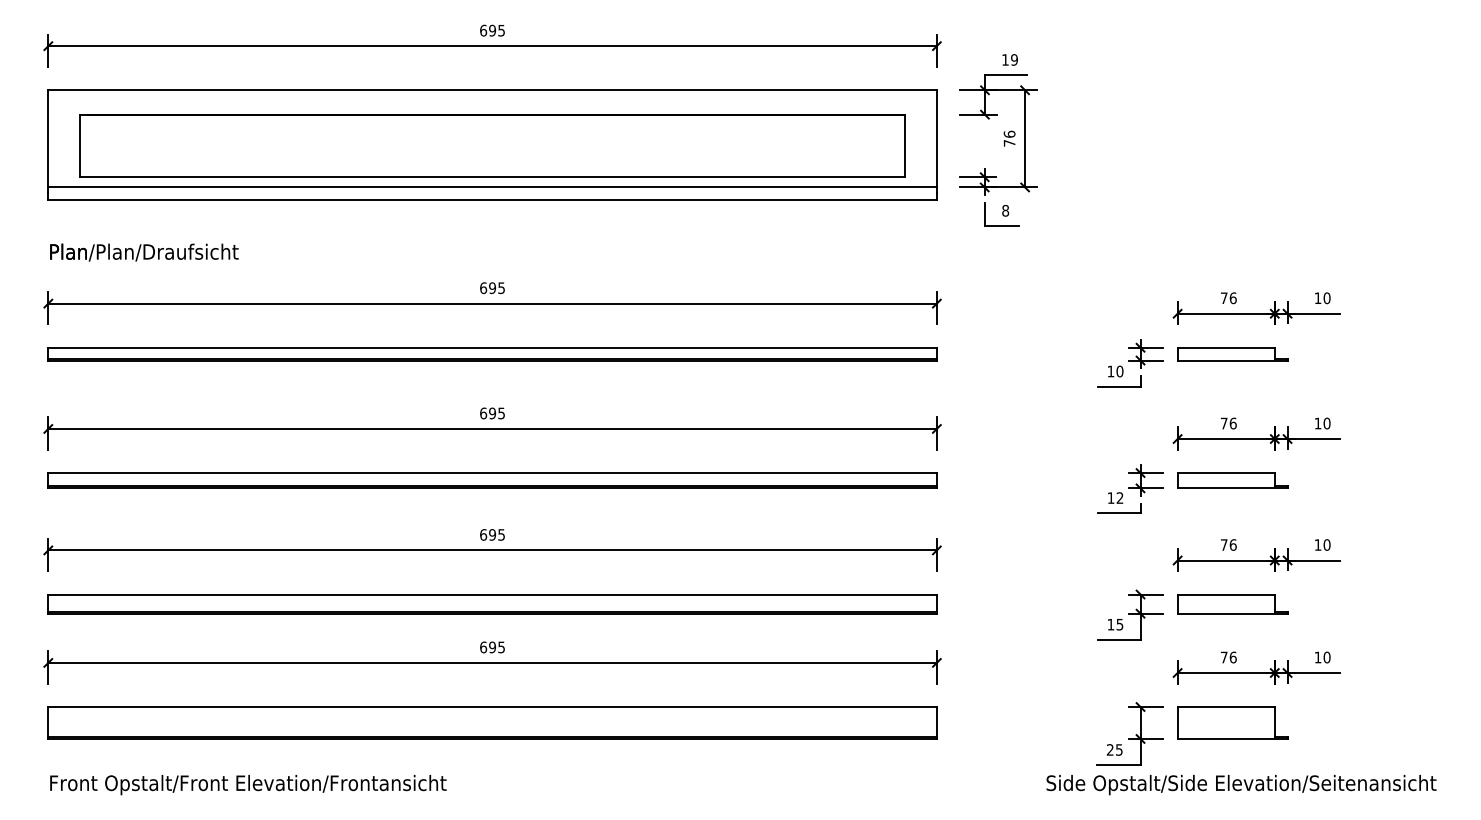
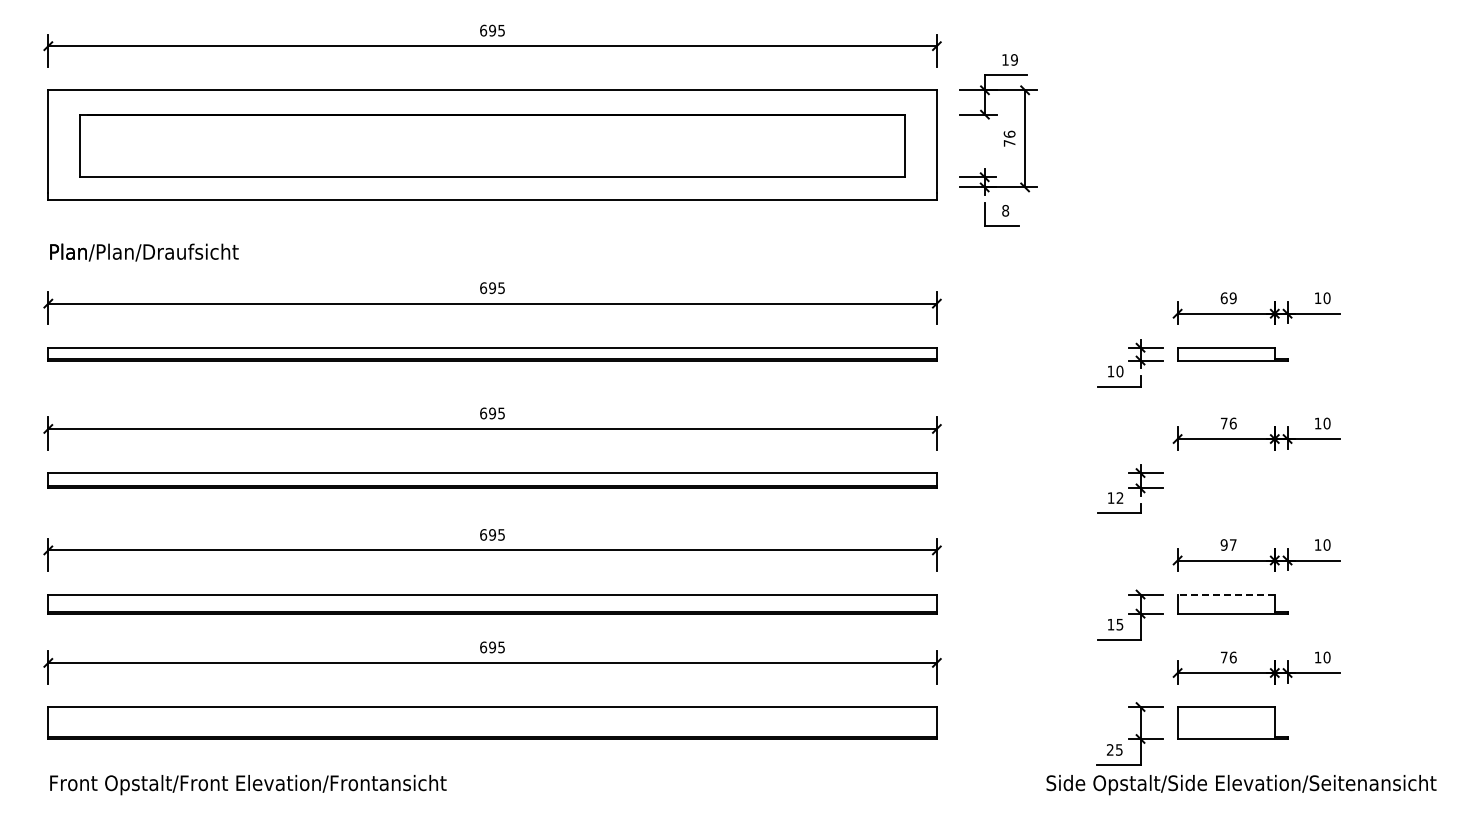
line: present -> none (492, 187)
text: 76 -> 69 (1228, 298)
part: present -> none (1232, 480)
text: 76 -> 97 (1228, 544)
line: solid -> dashed (1226, 594)
